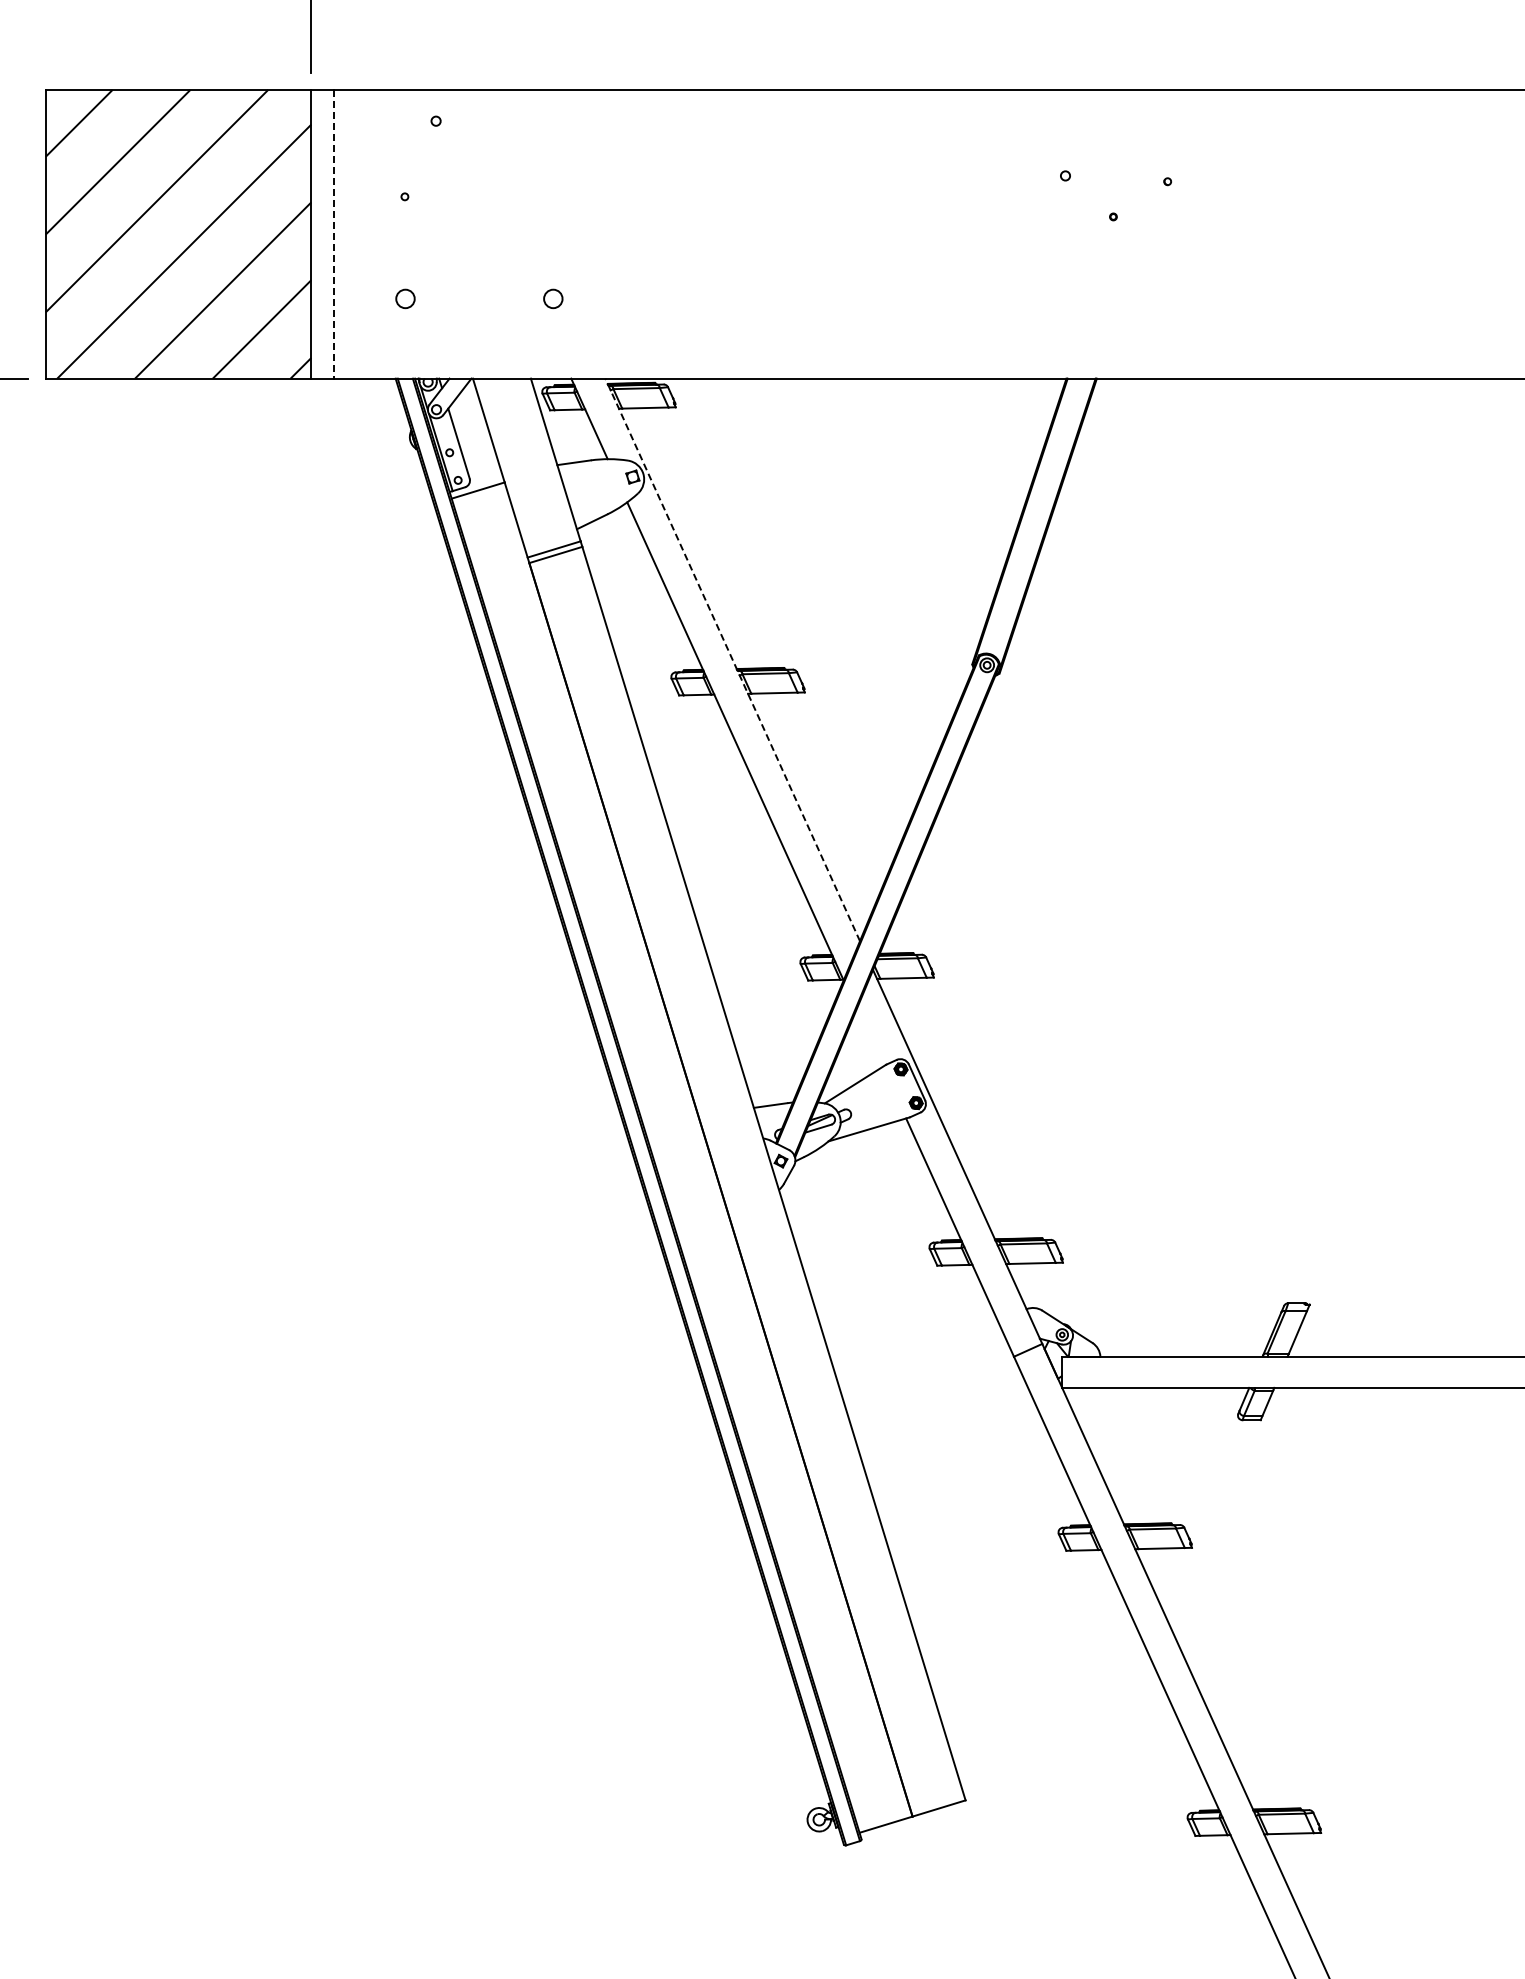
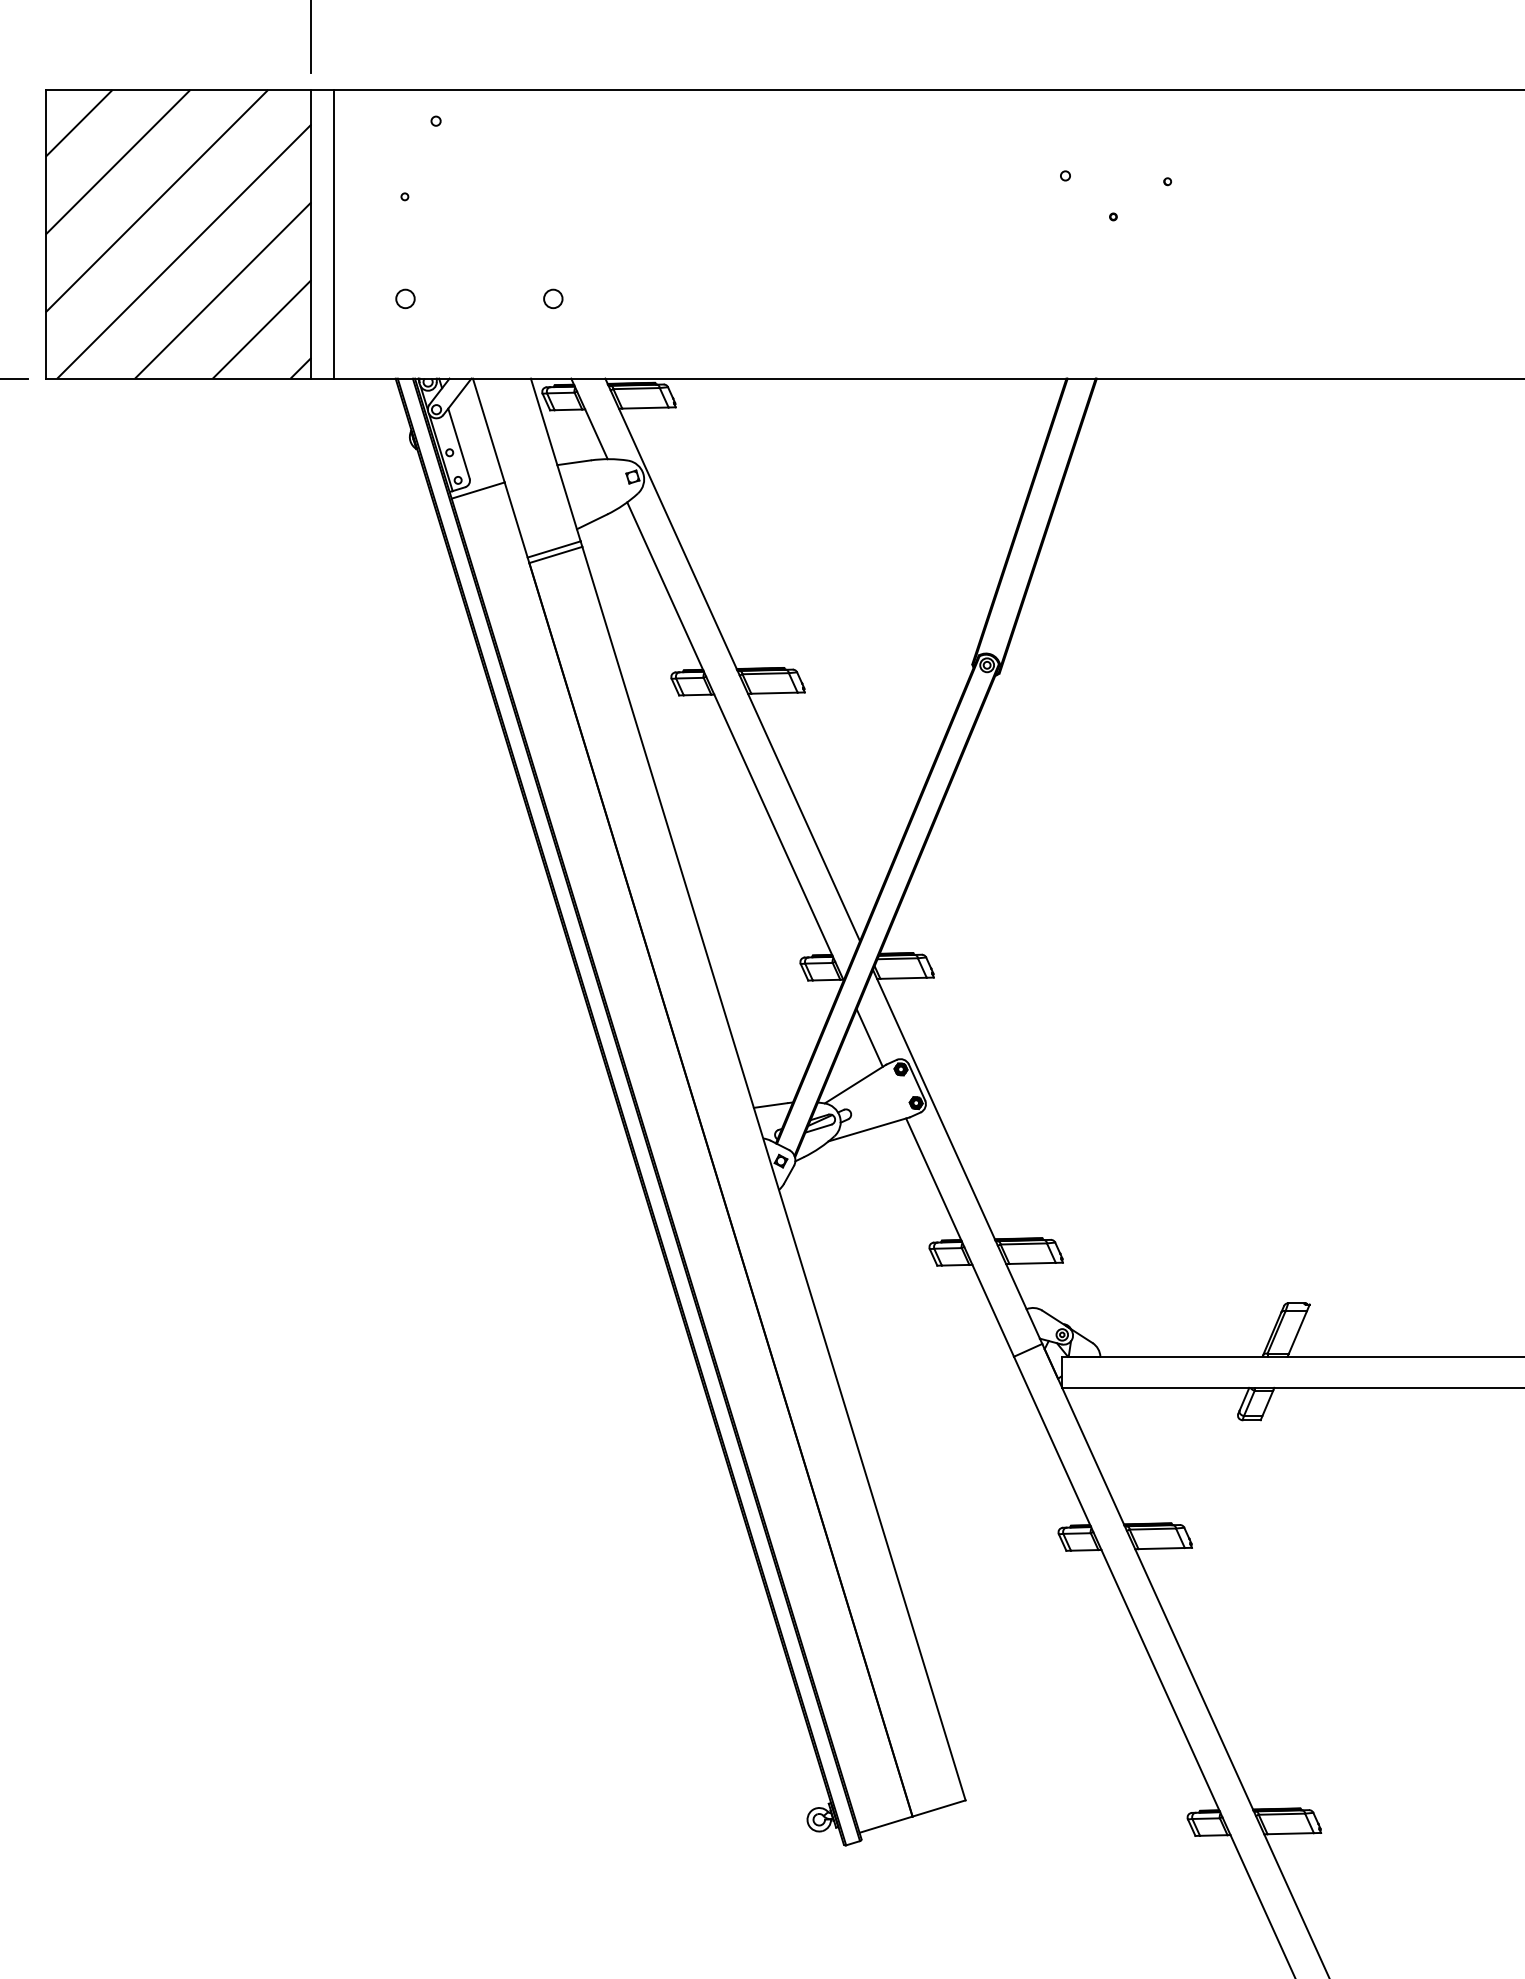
line: dashed -> solid (334, 234)
line: dashed -> solid (732, 659)
line: none -> present (869, 1037)
